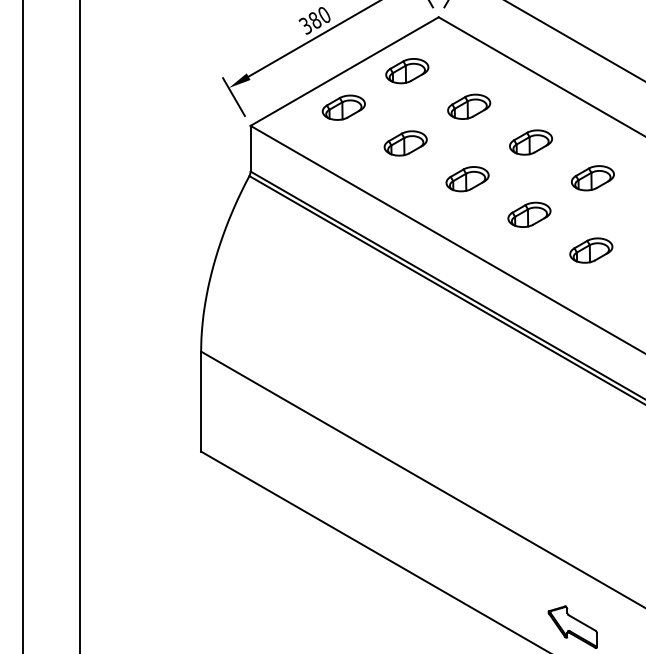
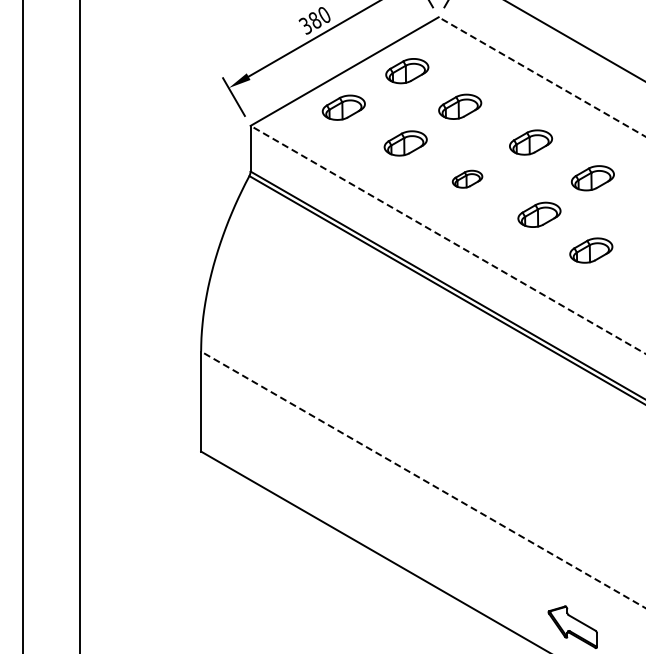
line: solid -> dashed (541, 76)
part position: (469, 106) -> (460, 106) (460, 106)
part size: 45x27 px -> 33x20 px (467, 178)
part position: (529, 214) -> (539, 214) (539, 214)
line: solid -> dashed (447, 239)
line: solid -> dashed (423, 479)
